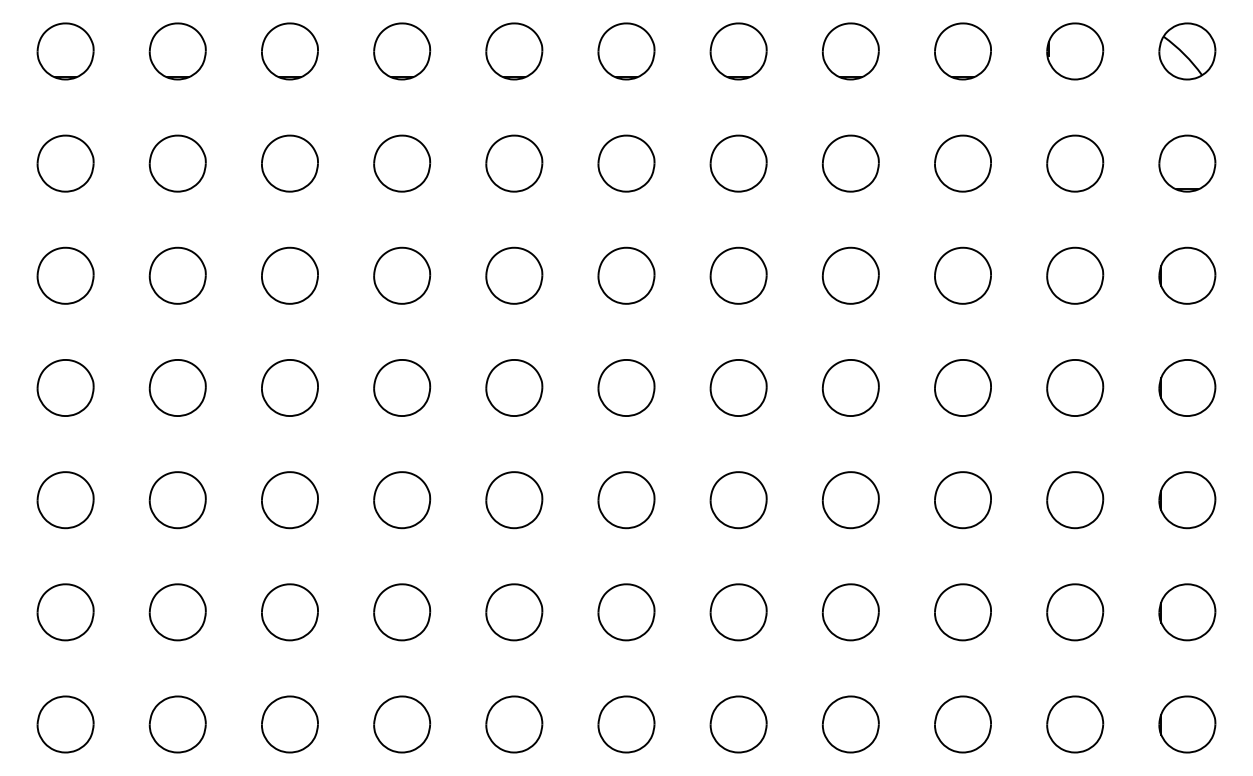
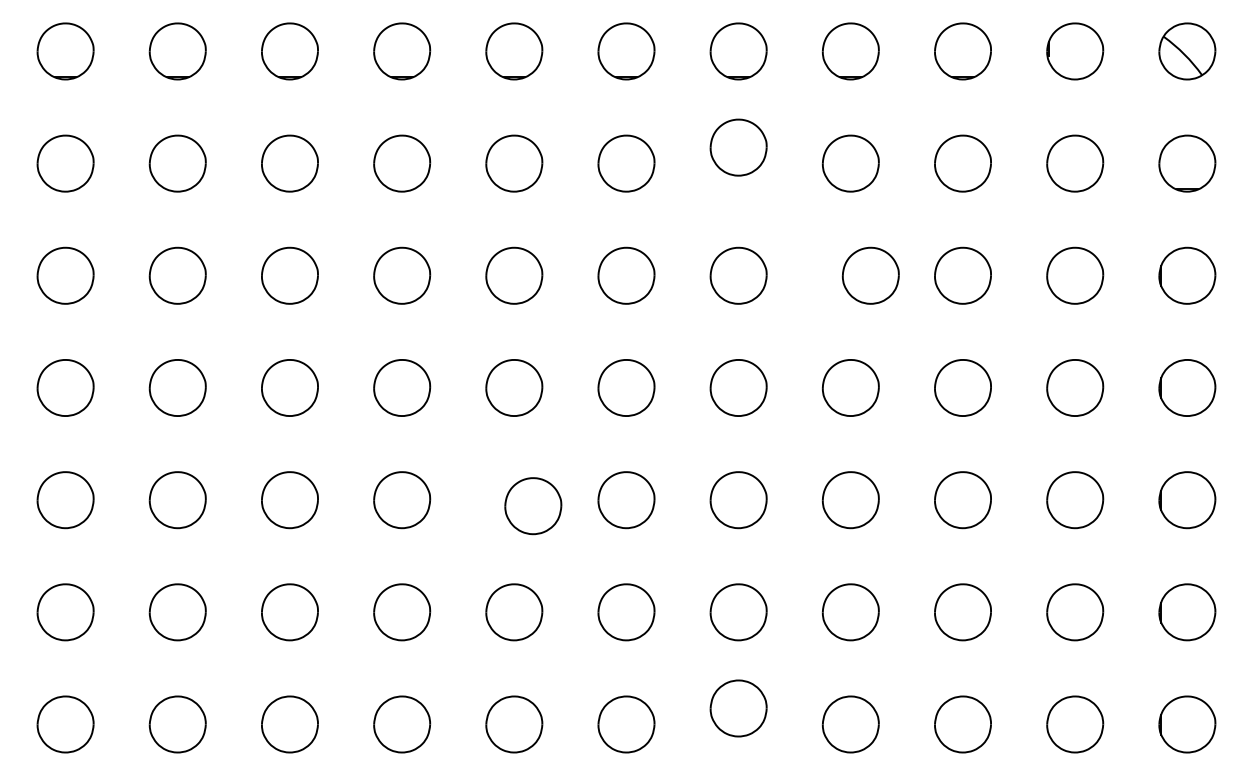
part position: (738, 163) -> (738, 147) (738, 147)
part position: (850, 275) -> (870, 275) (870, 275)
part position: (514, 500) -> (533, 506) (533, 506)
part position: (738, 724) -> (738, 708) (738, 708)
